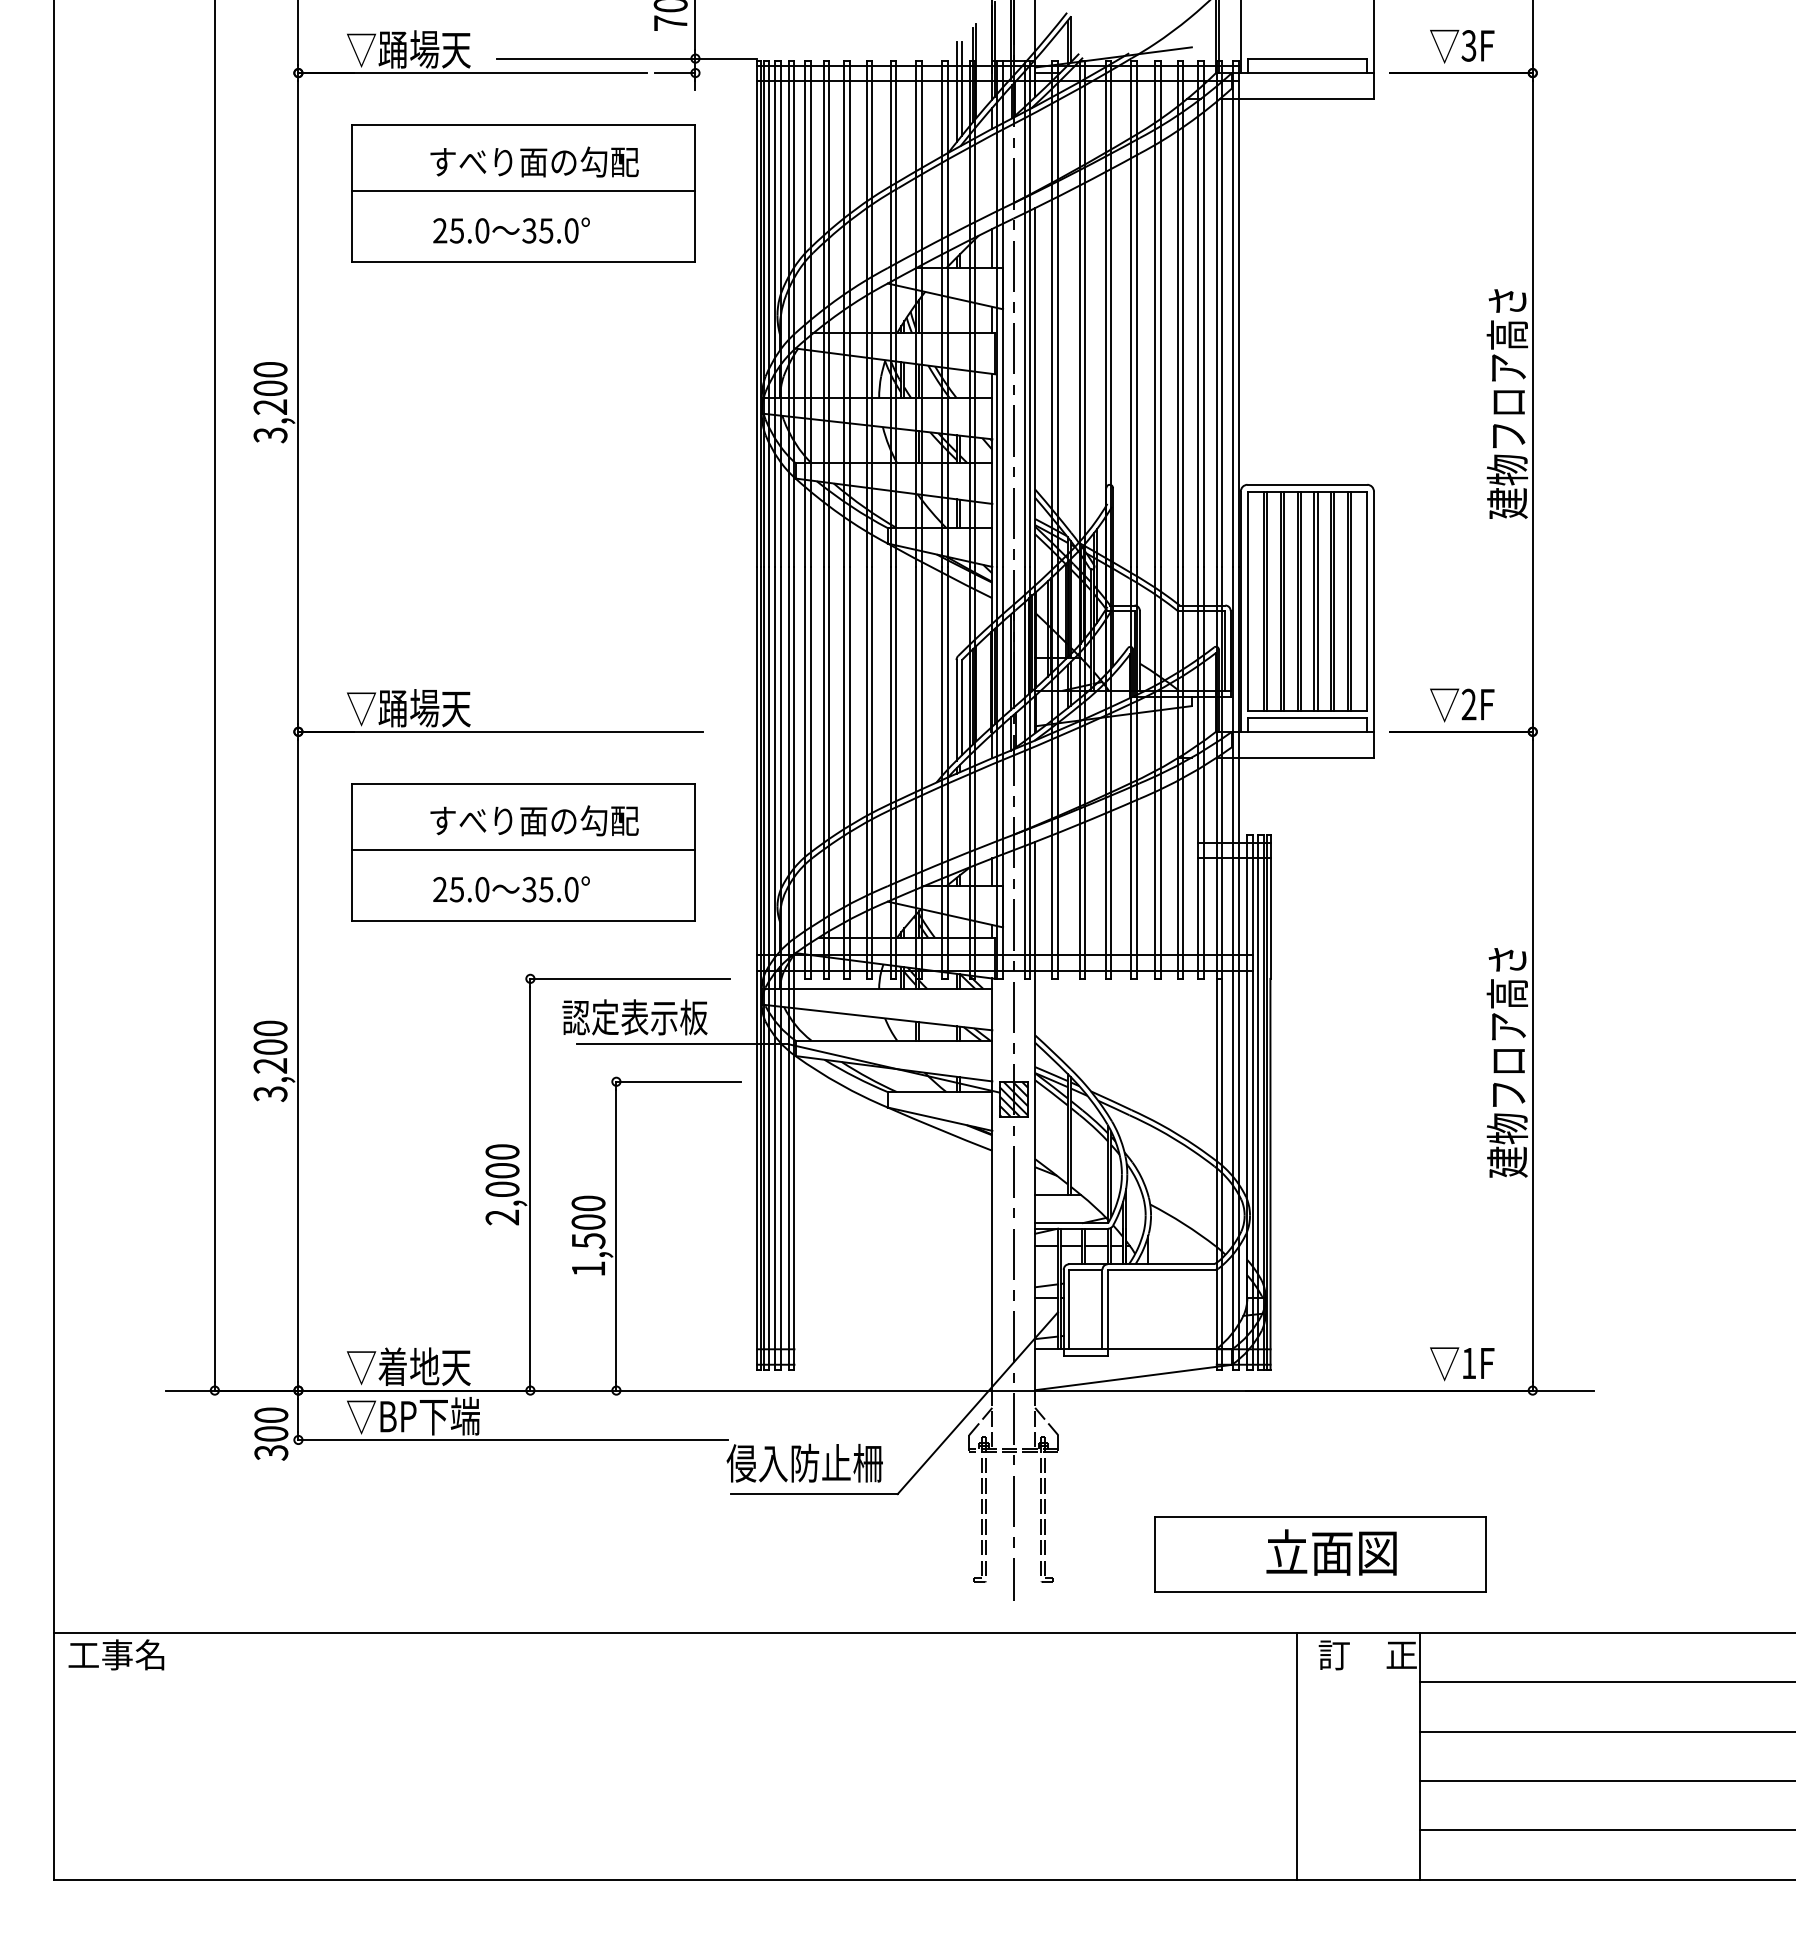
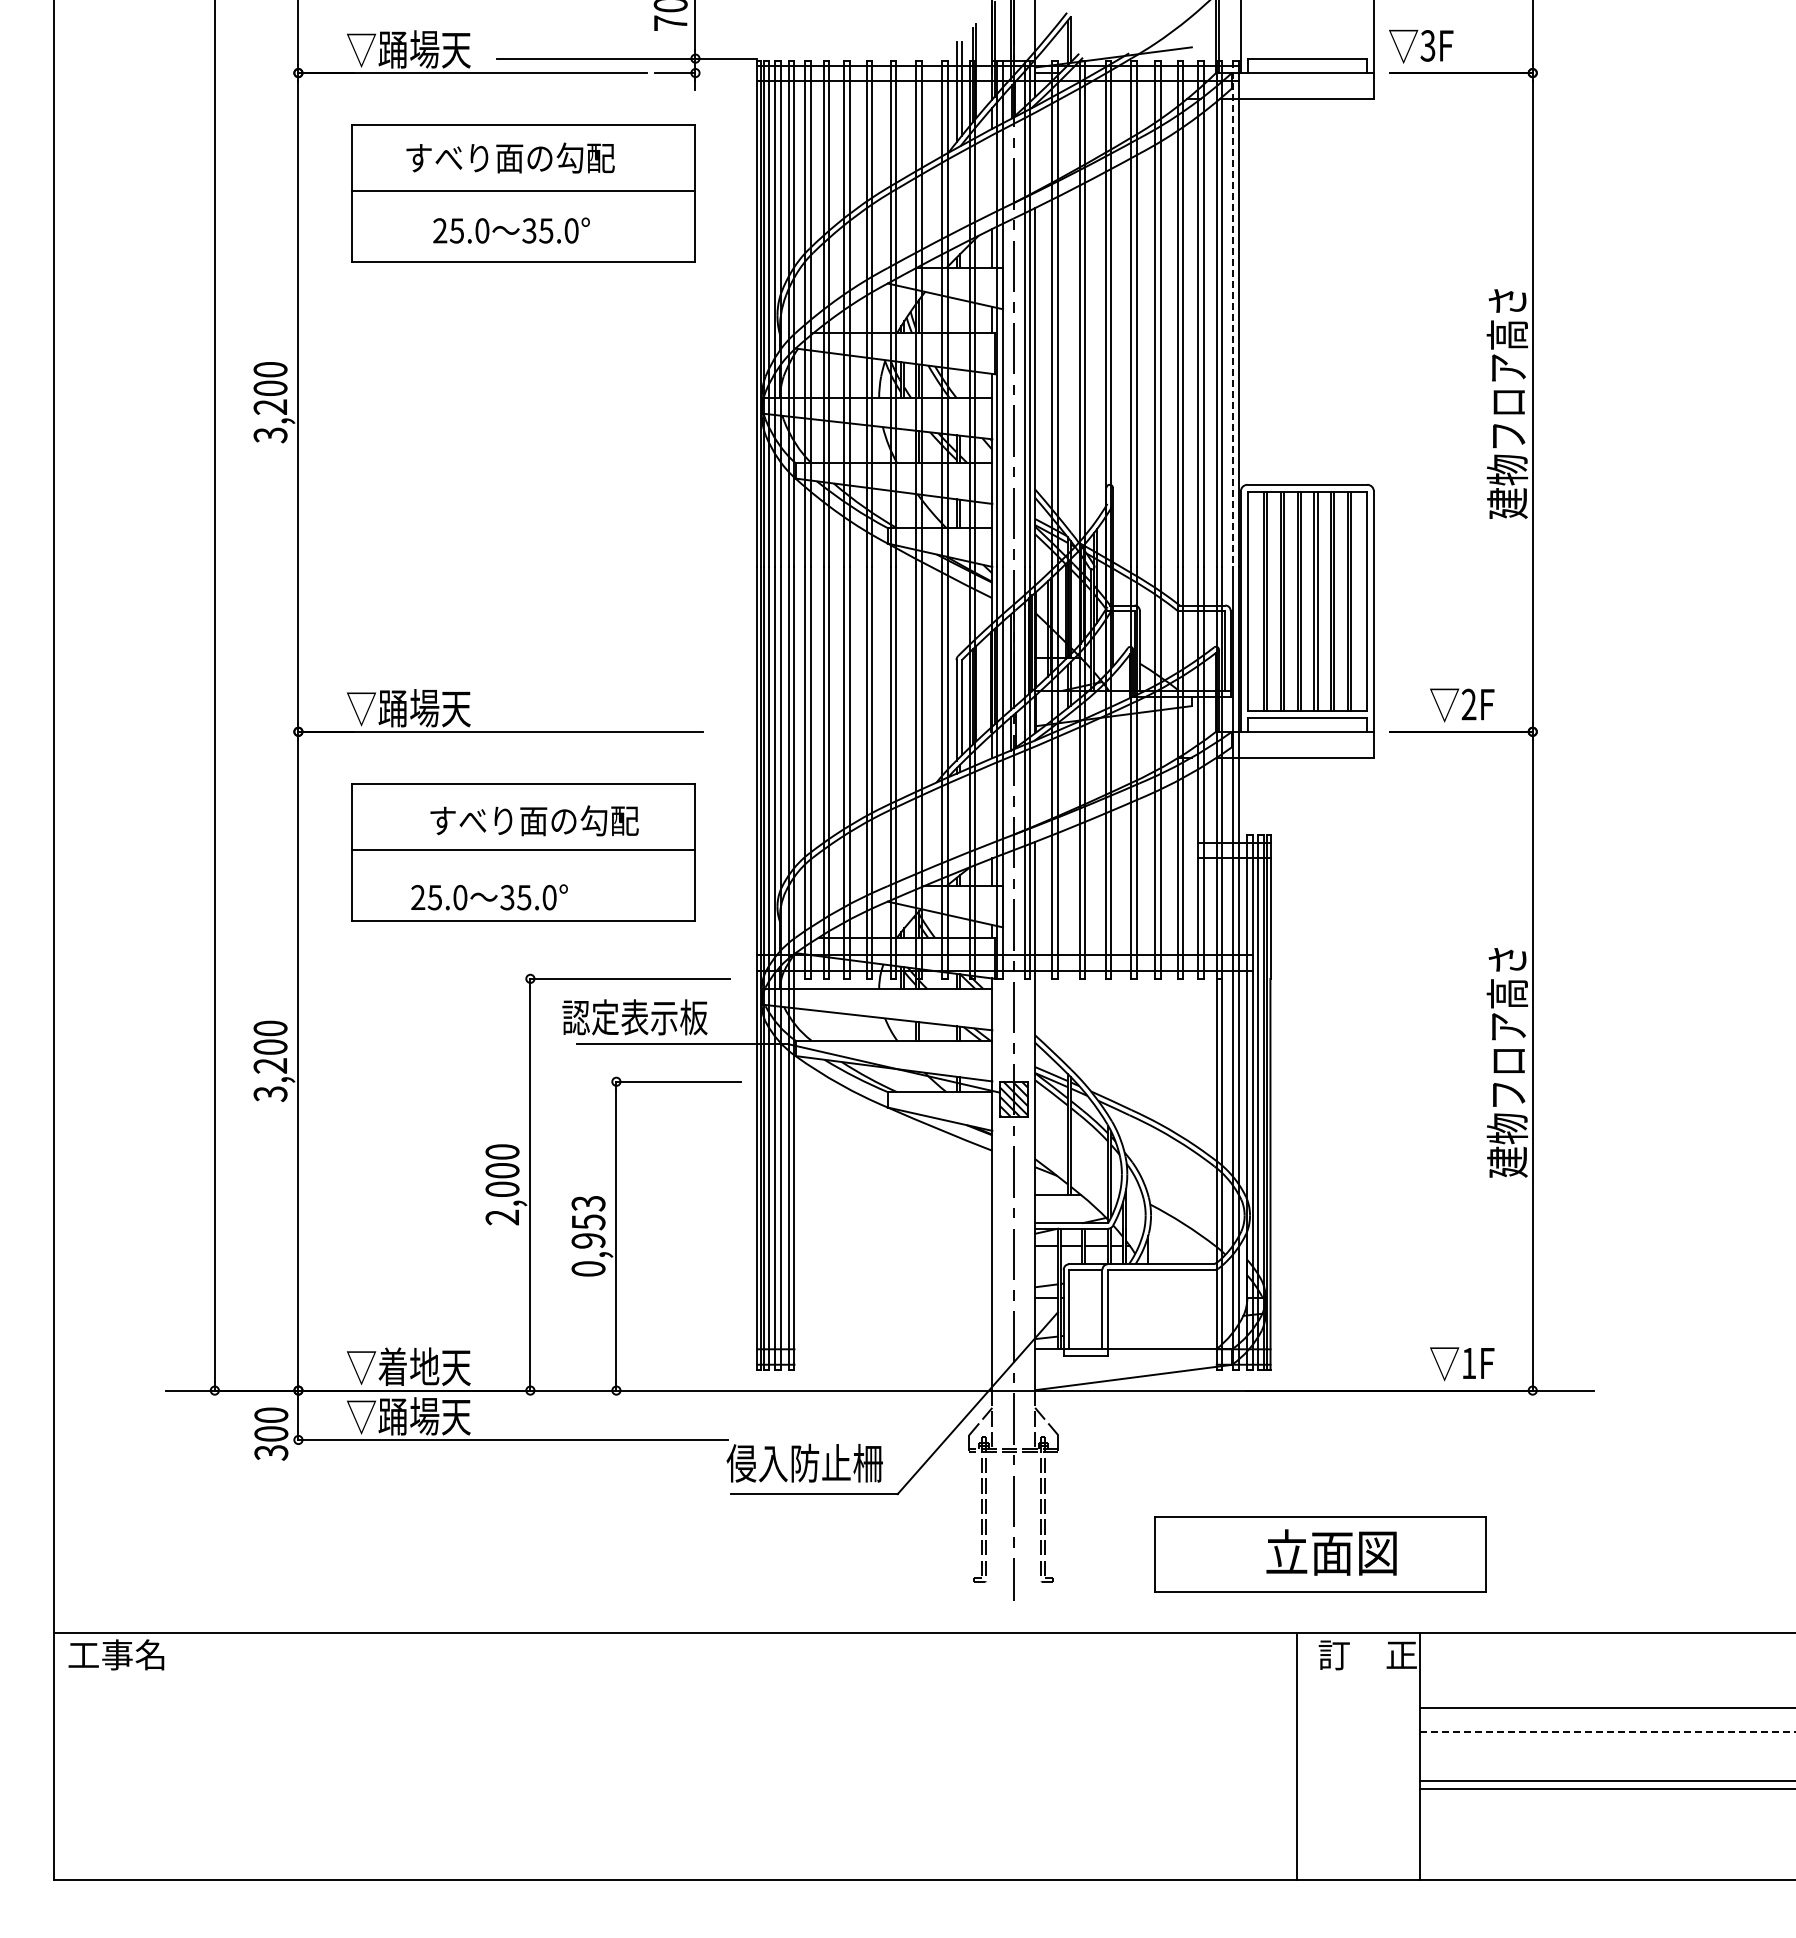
text position: (1462, 46) -> (1421, 46) (1421, 46)
text position: (534, 161) -> (510, 157) (510, 157)
line: solid -> dashed (1233, 314)
text position: (511, 889) -> (489, 897) (489, 897)
text: 1,500 -> 0,953 (588, 1235)
text: ▽BP下端 -> ▽踊場天 (428, 1416)
line position: (1606, 1682) -> (1606, 1708) (1606, 1708)
line: solid -> dashed (1608, 1731)
line position: (1606, 1830) -> (1606, 1789) (1606, 1789)
